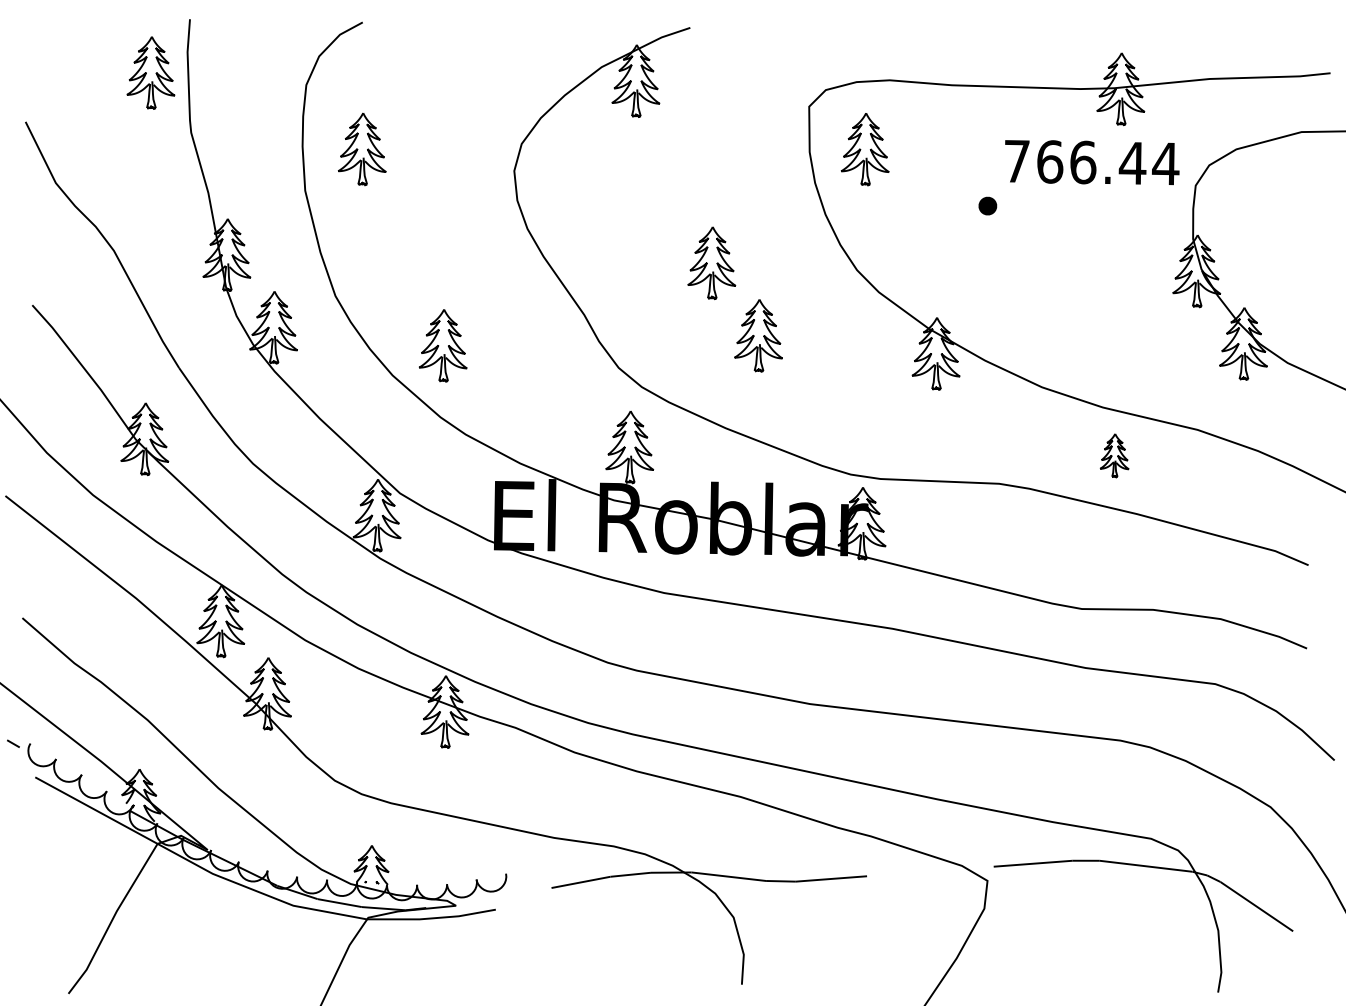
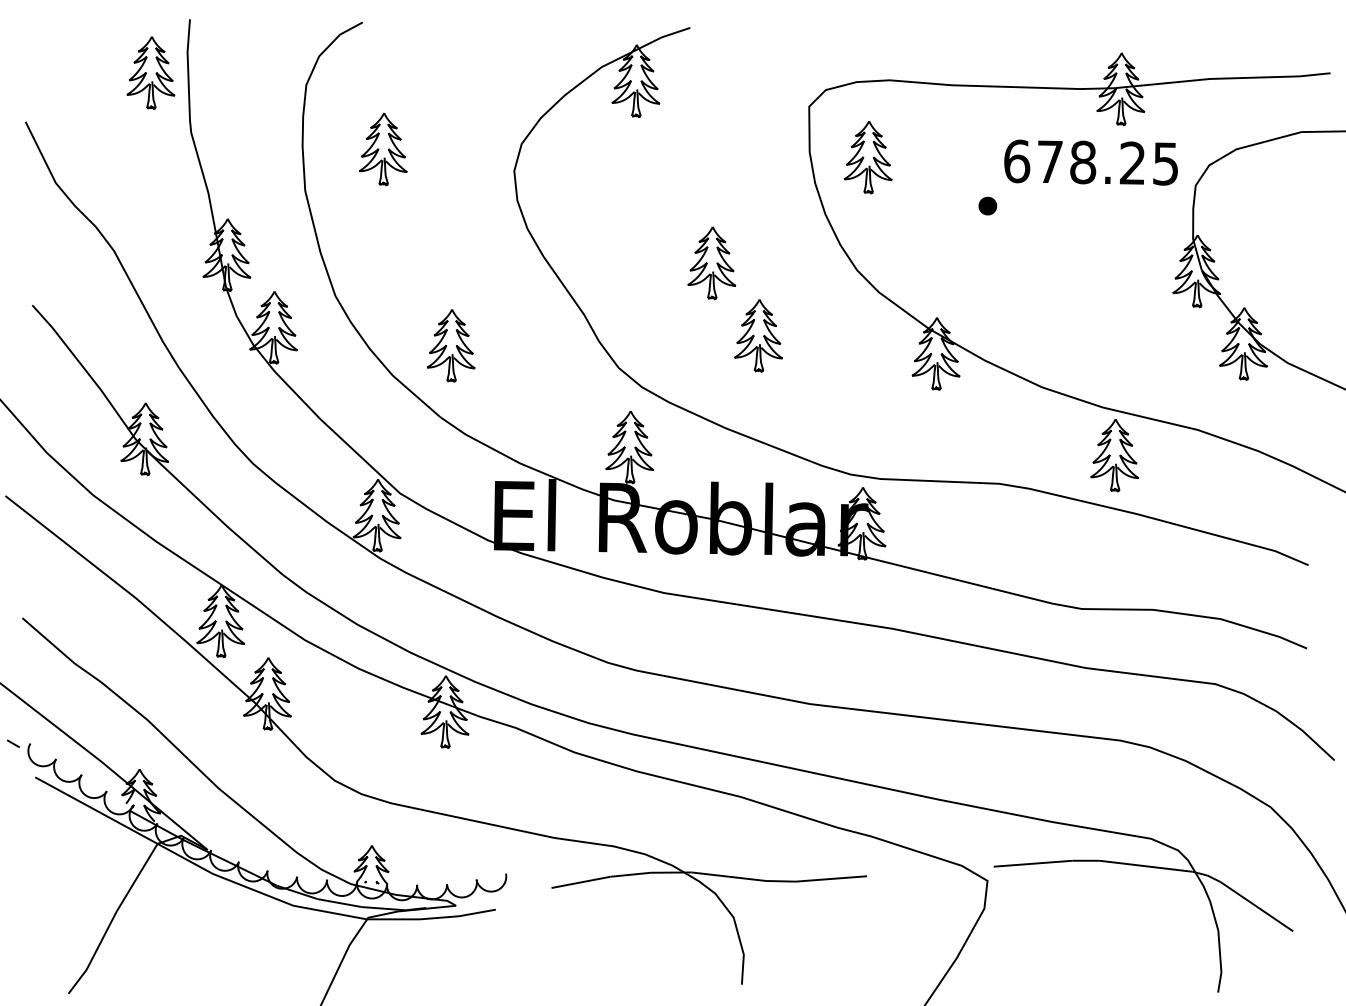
part position: (362, 149) -> (383, 149) (383, 149)
part position: (864, 149) -> (867, 157) (867, 157)
text: 766.44 -> 678.25 (1091, 162)
part position: (442, 345) -> (450, 345) (450, 345)
part size: 31x46 px -> 49x74 px (1114, 455)
